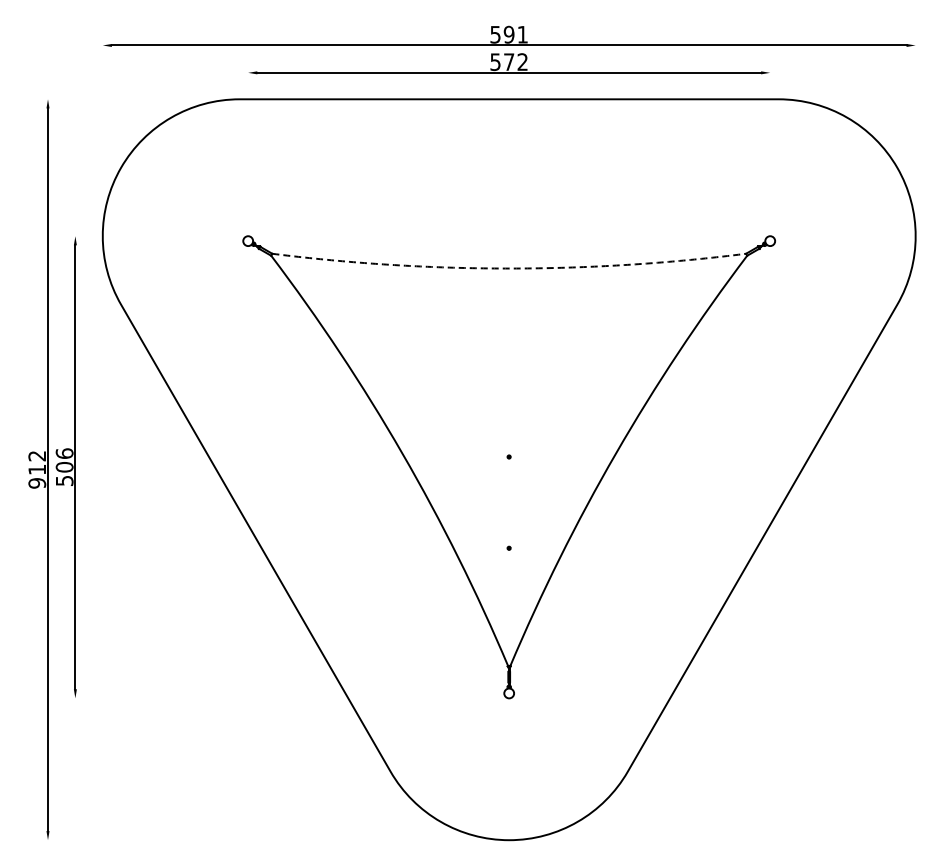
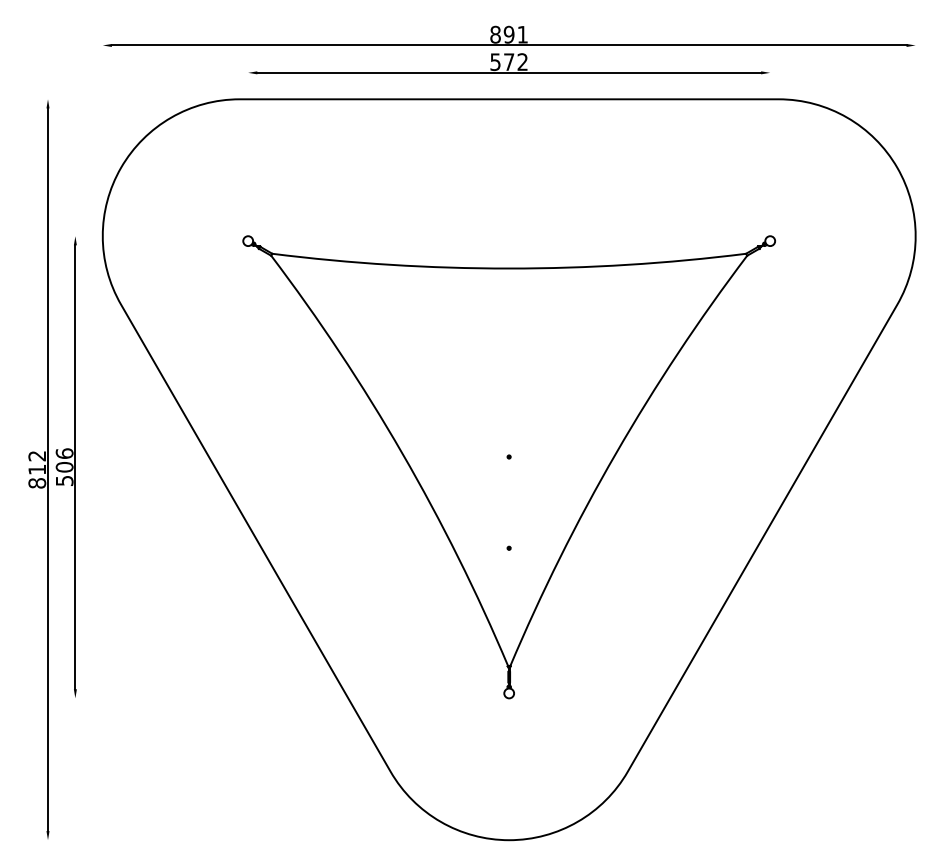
text: 591 -> 891 (495, 34)
arc: dashed -> solid (509, 268)
text: 912 -> 812 (37, 483)
